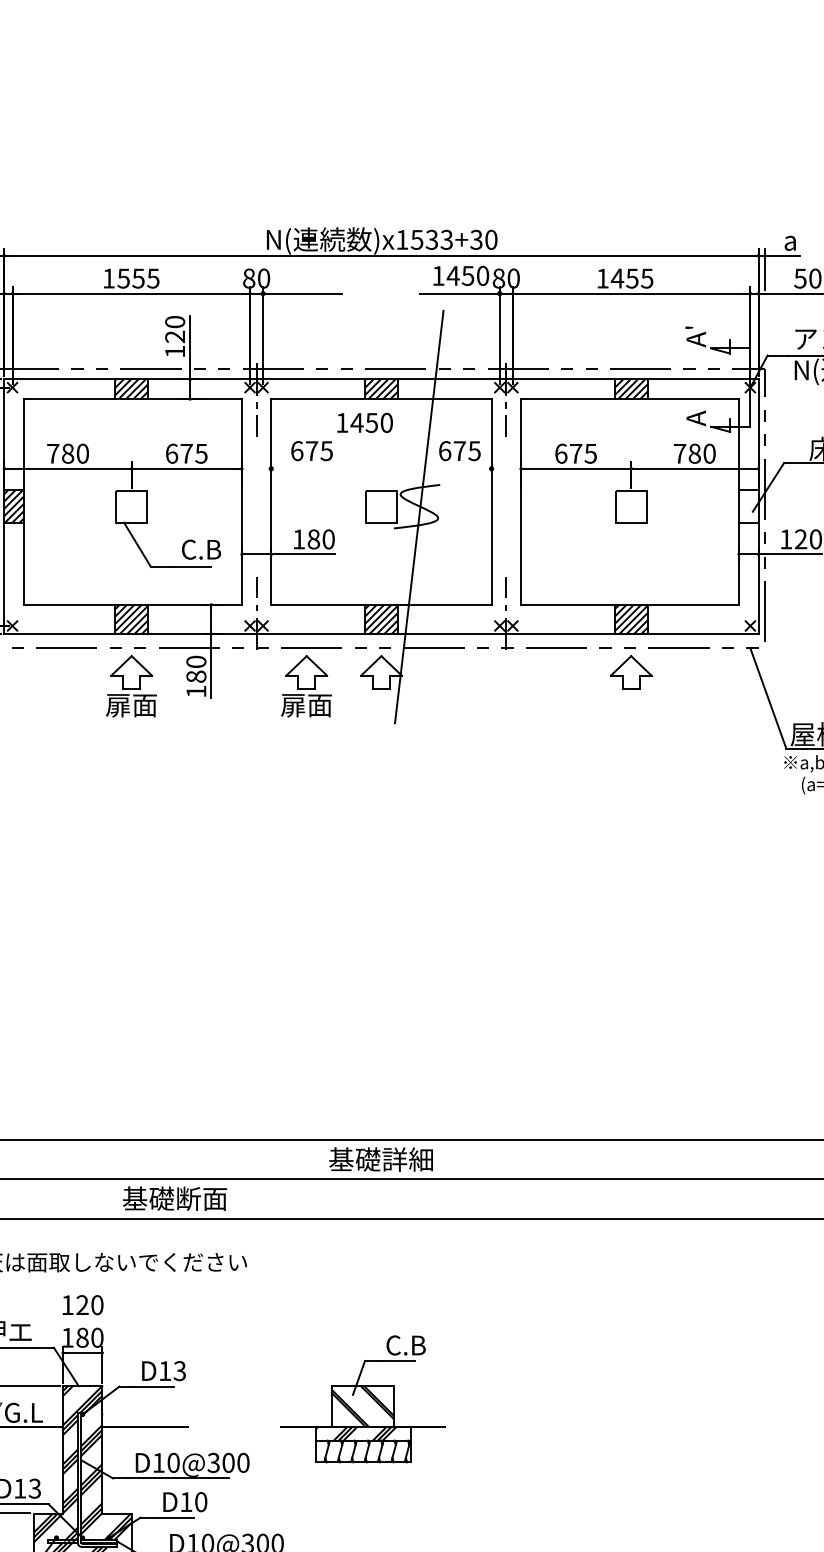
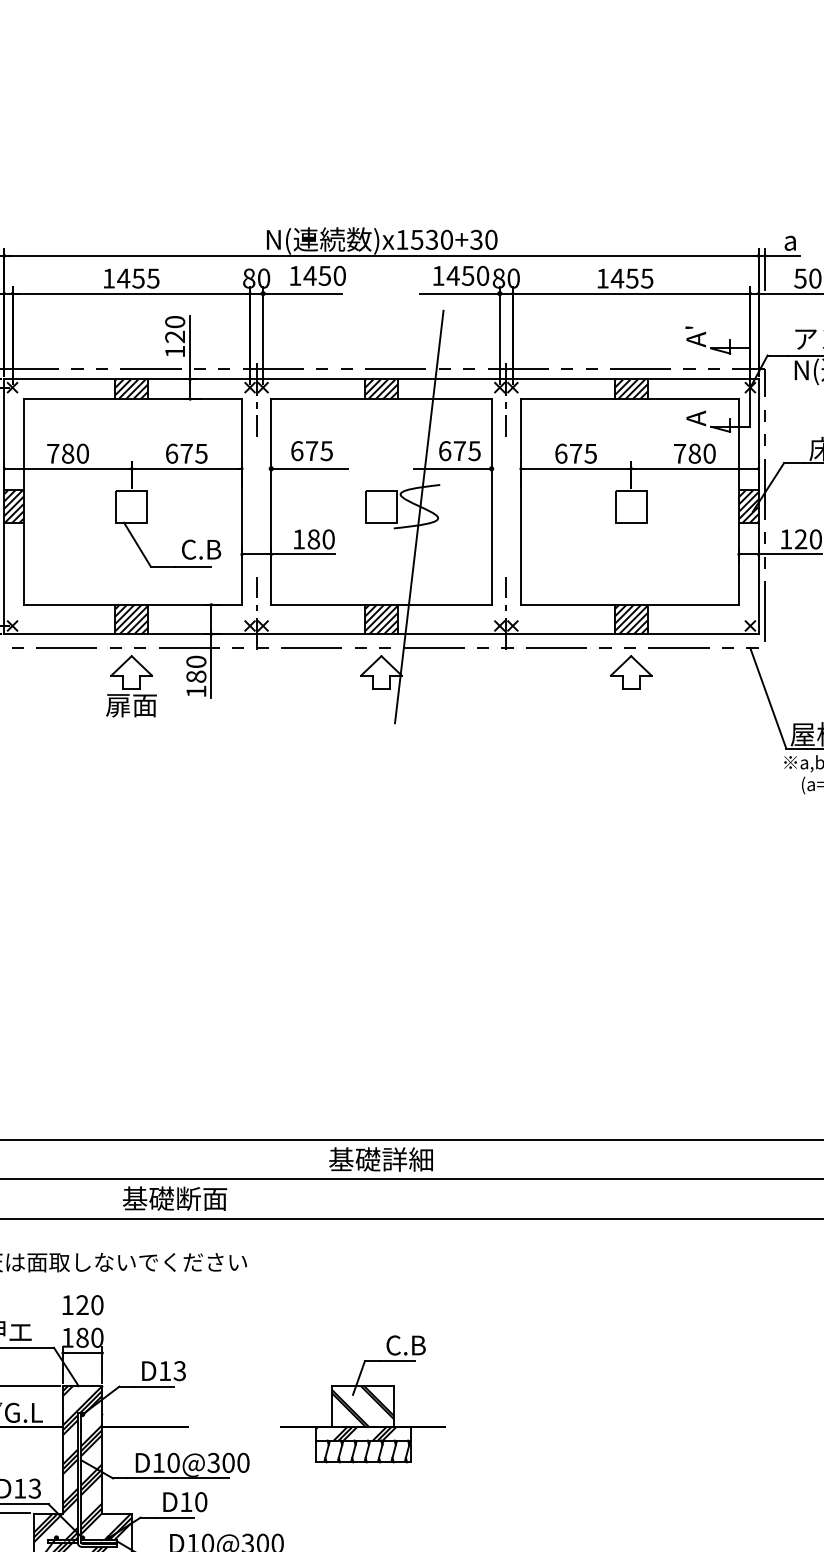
text: )x1533+30 -> )x1530+30 (446, 239)
text: 1555 -> 1455 (123, 278)
text position: (364, 422) -> (317, 275) (317, 275)
line: none -> present (309, 468)
line: none -> present (452, 468)
hatch: none -> present (748, 506)
part: present -> none (306, 686)
